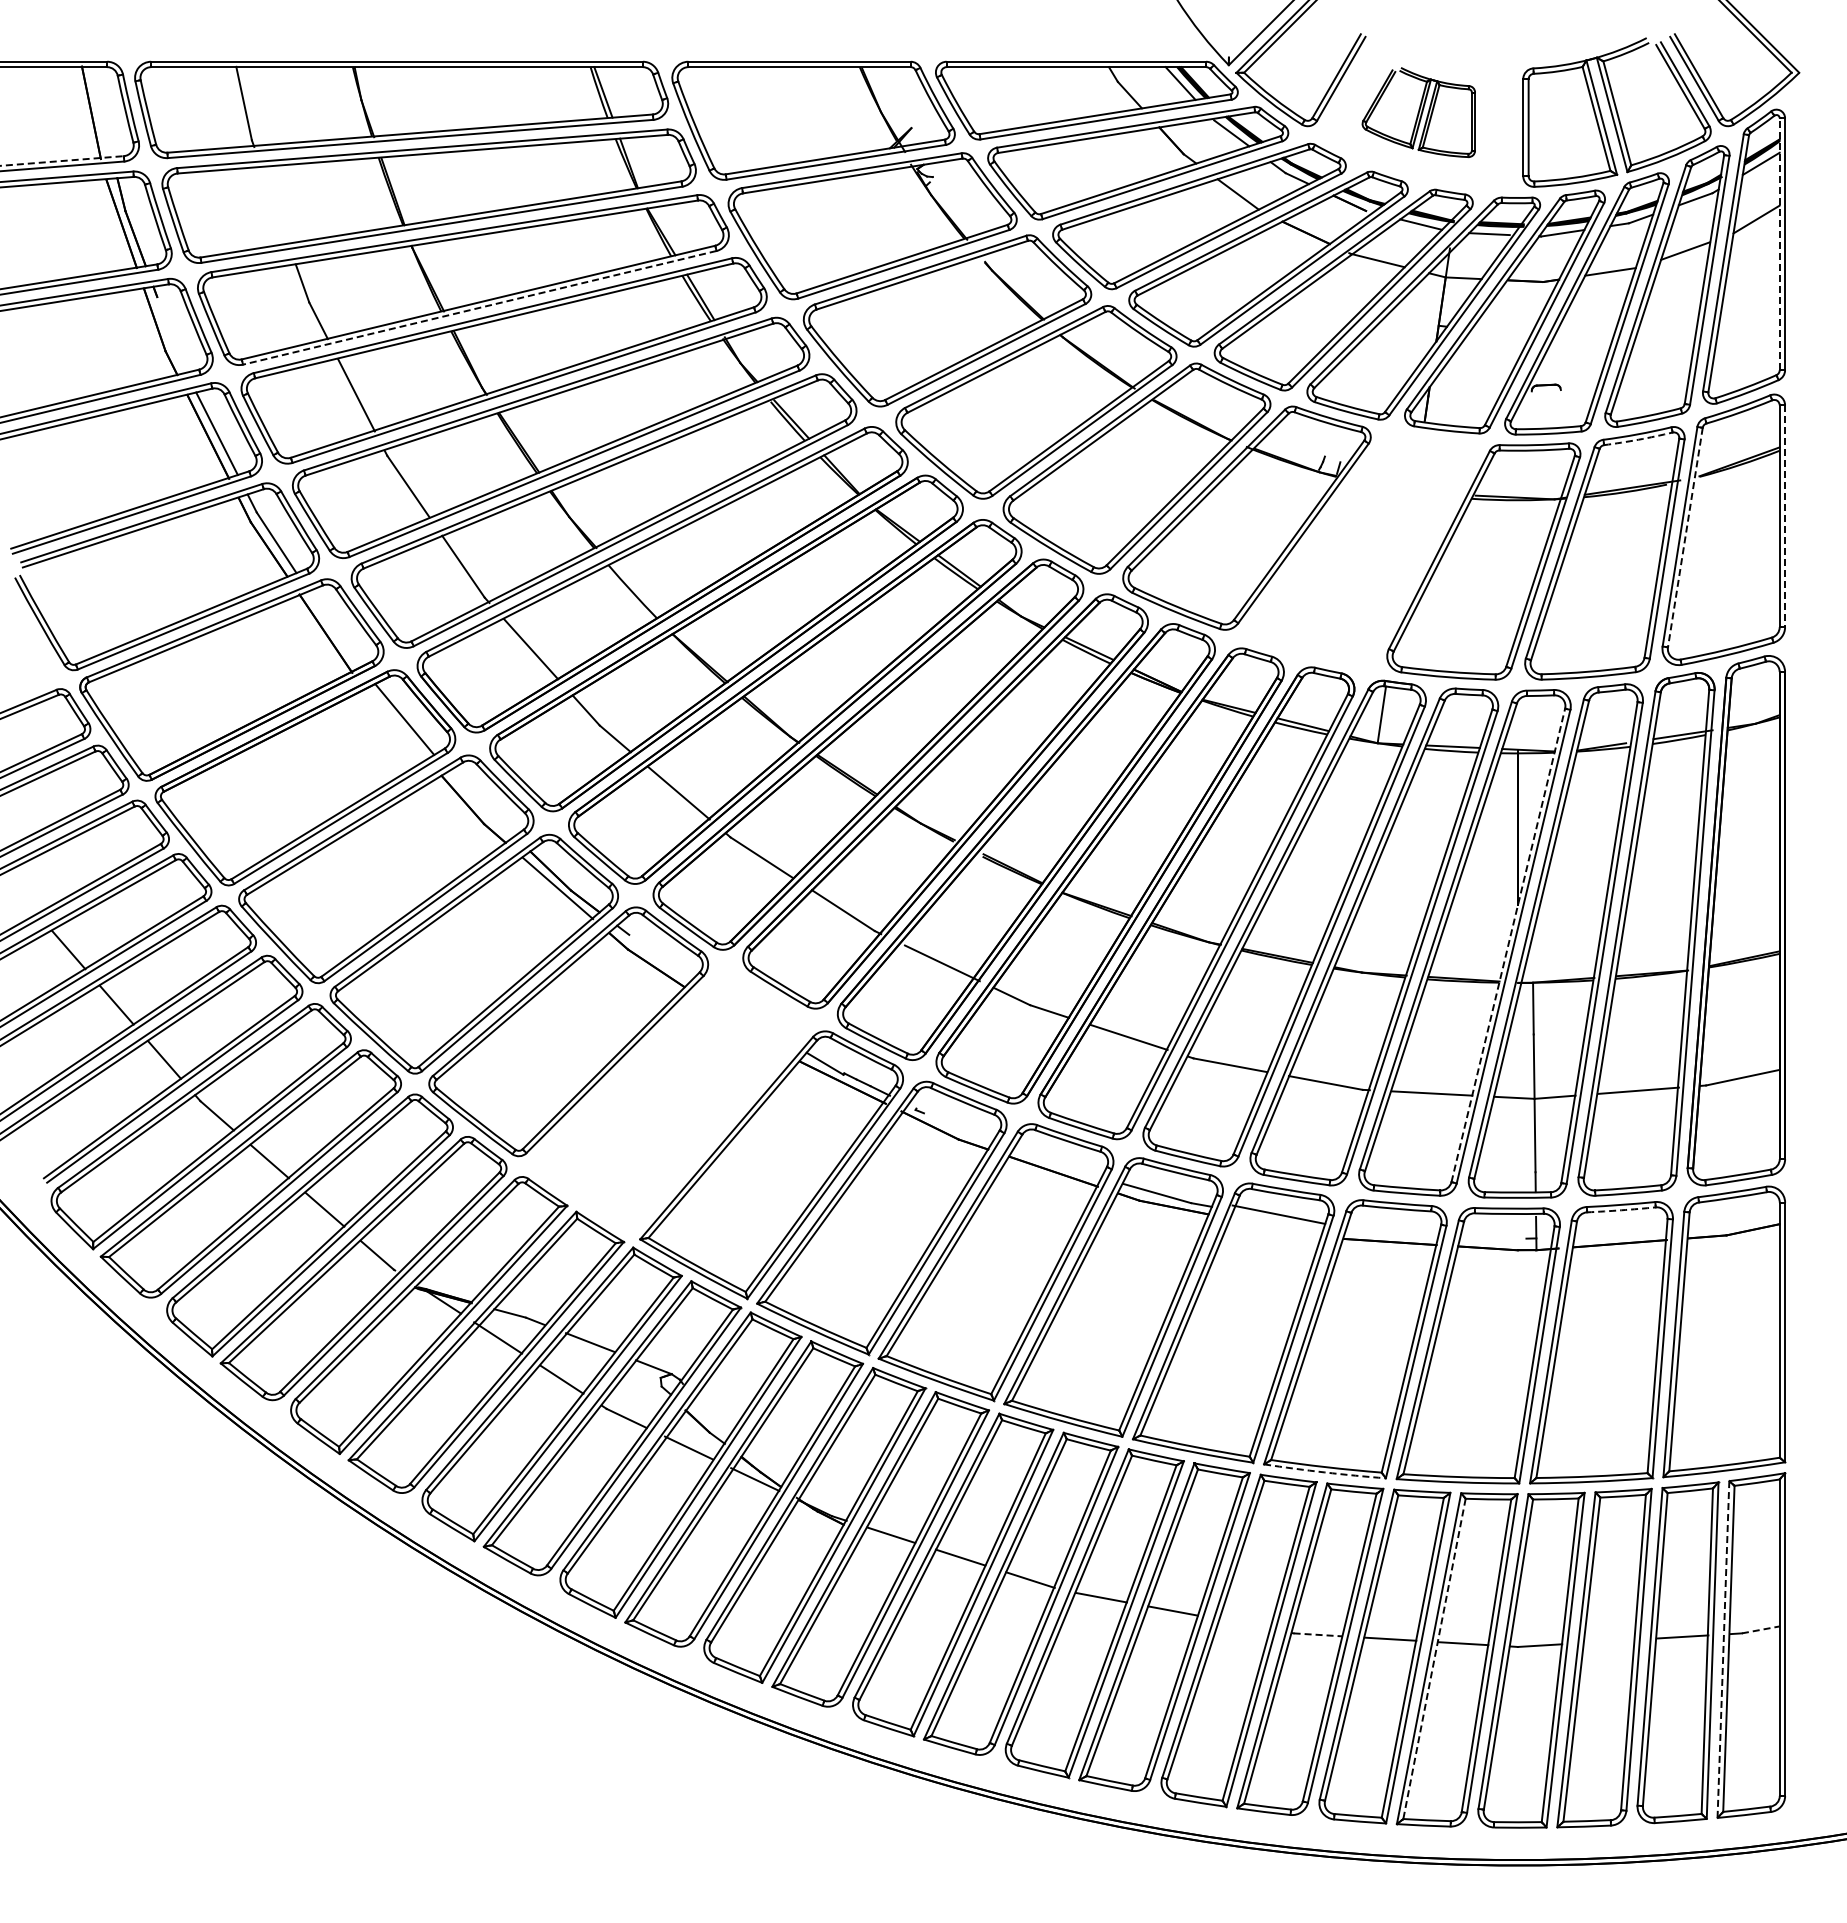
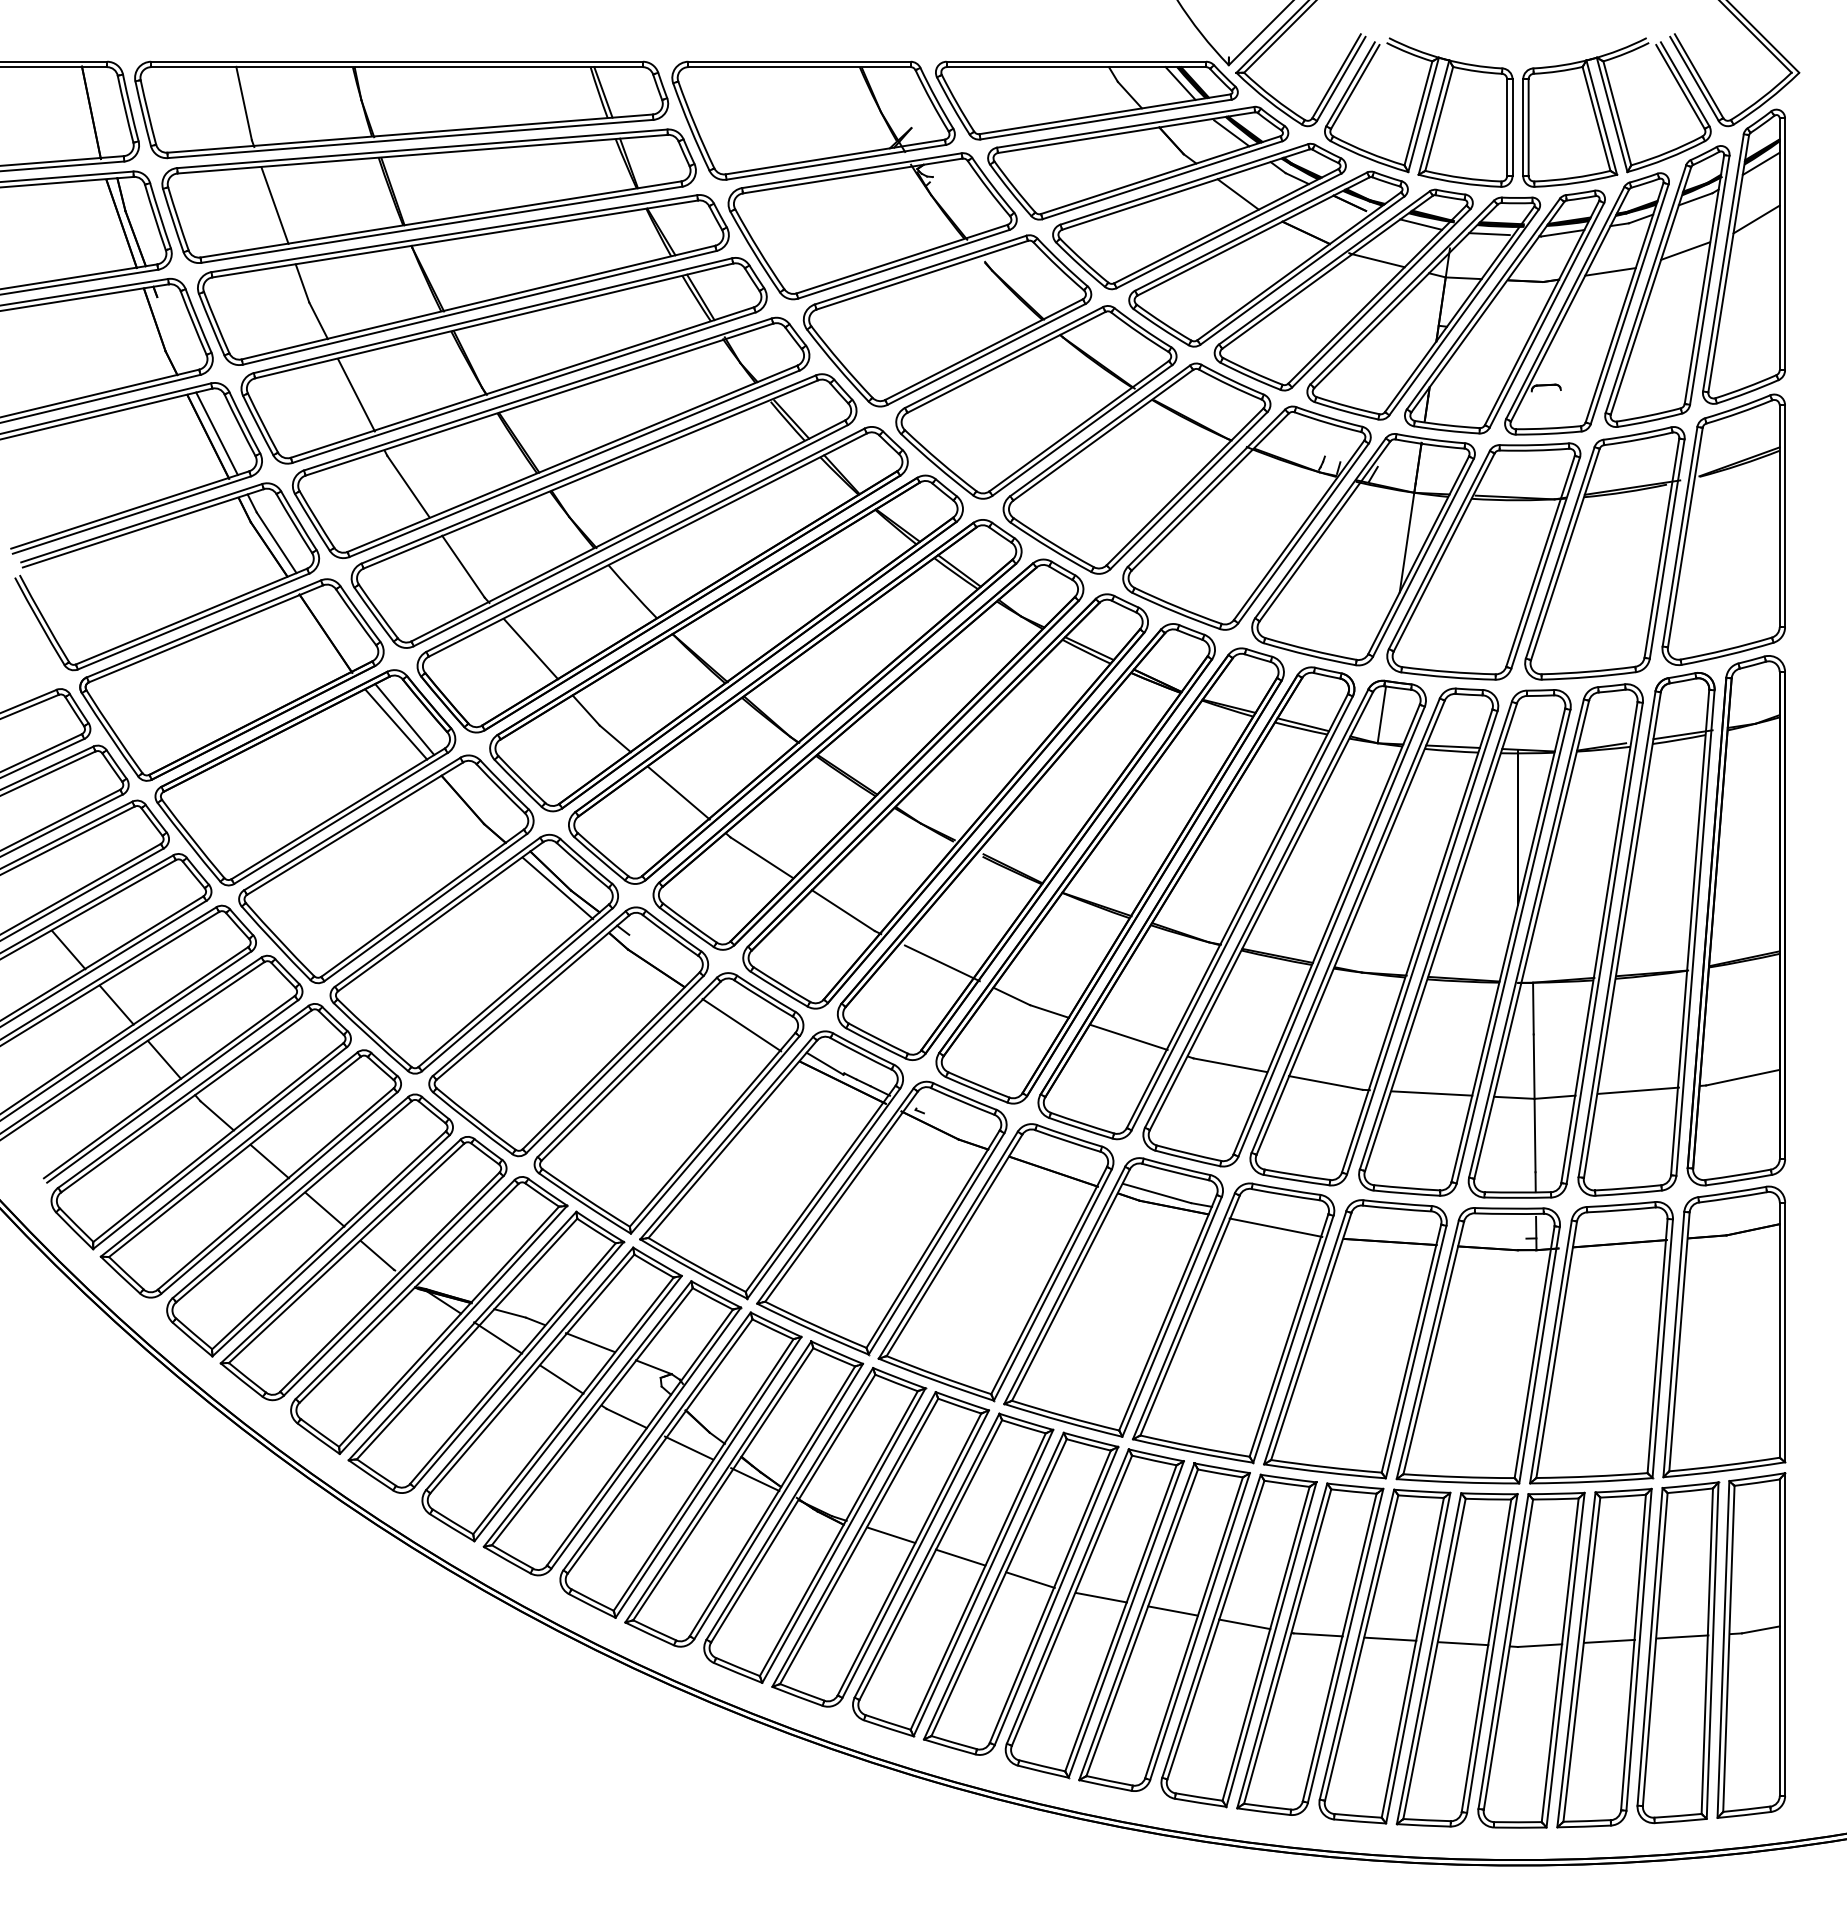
part size: 115x92 px -> 190x151 px (1418, 112)
line: dashed -> solid (62, 161)
line: none -> present (274, 205)
line: dashed -> solid (1779, 244)
line: dashed -> solid (479, 307)
arc: dashed -> solid (1638, 439)
line: dashed -> solid (1785, 516)
line: dashed -> solid (1685, 538)
part: none -> present (1363, 549)
line: none -> present (396, 724)
line: dashed -> solid (1508, 945)
part: none -> present (668, 1103)
arc: dashed -> solid (1621, 1210)
line position: (1278, 1214) -> (1275, 1227) (1275, 1227)
arc: dashed -> solid (1324, 1472)
line: none -> present (1244, 1624)
line: dashed -> solid (1761, 1629)
line: dashed -> solid (1318, 1634)
line: none -> present (1609, 1640)
line: dashed -> solid (1723, 1648)
line: dashed -> solid (1434, 1659)
